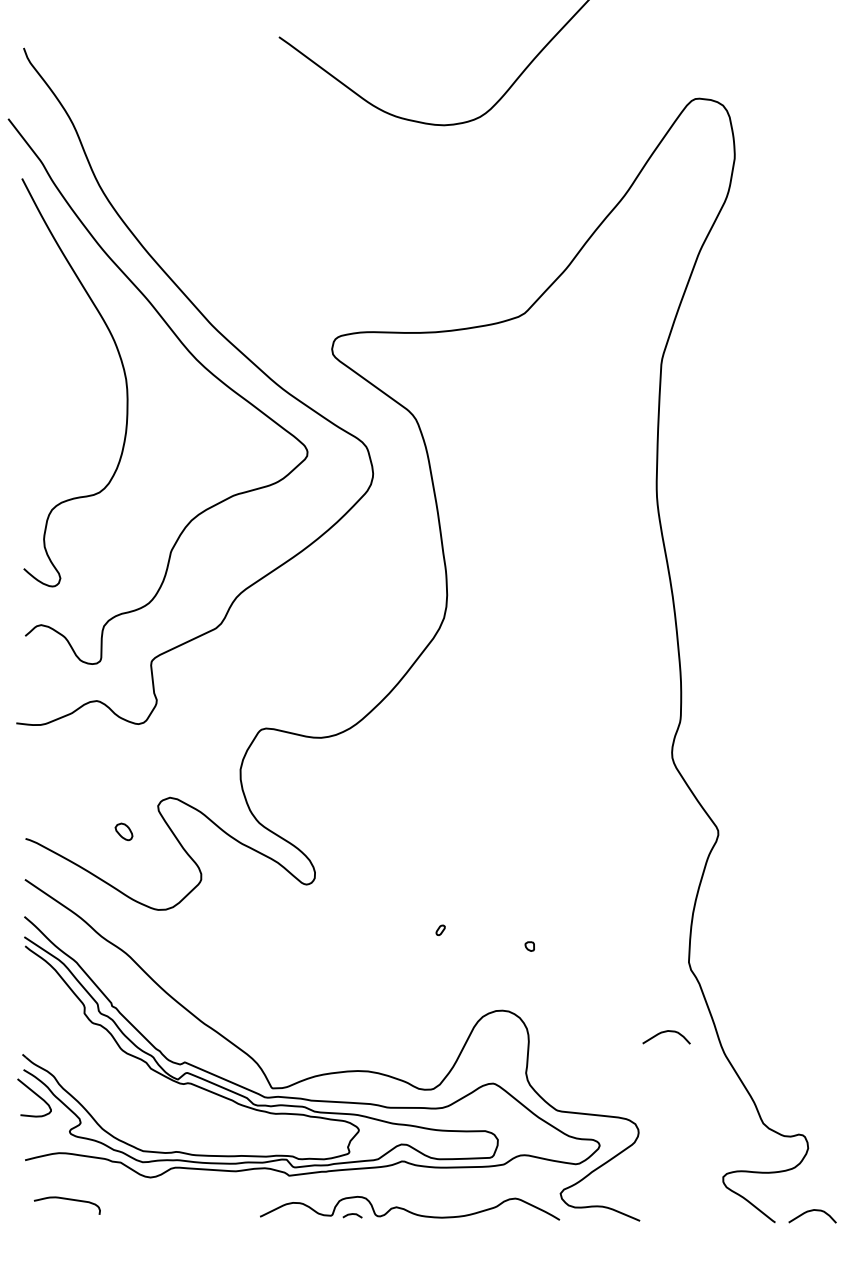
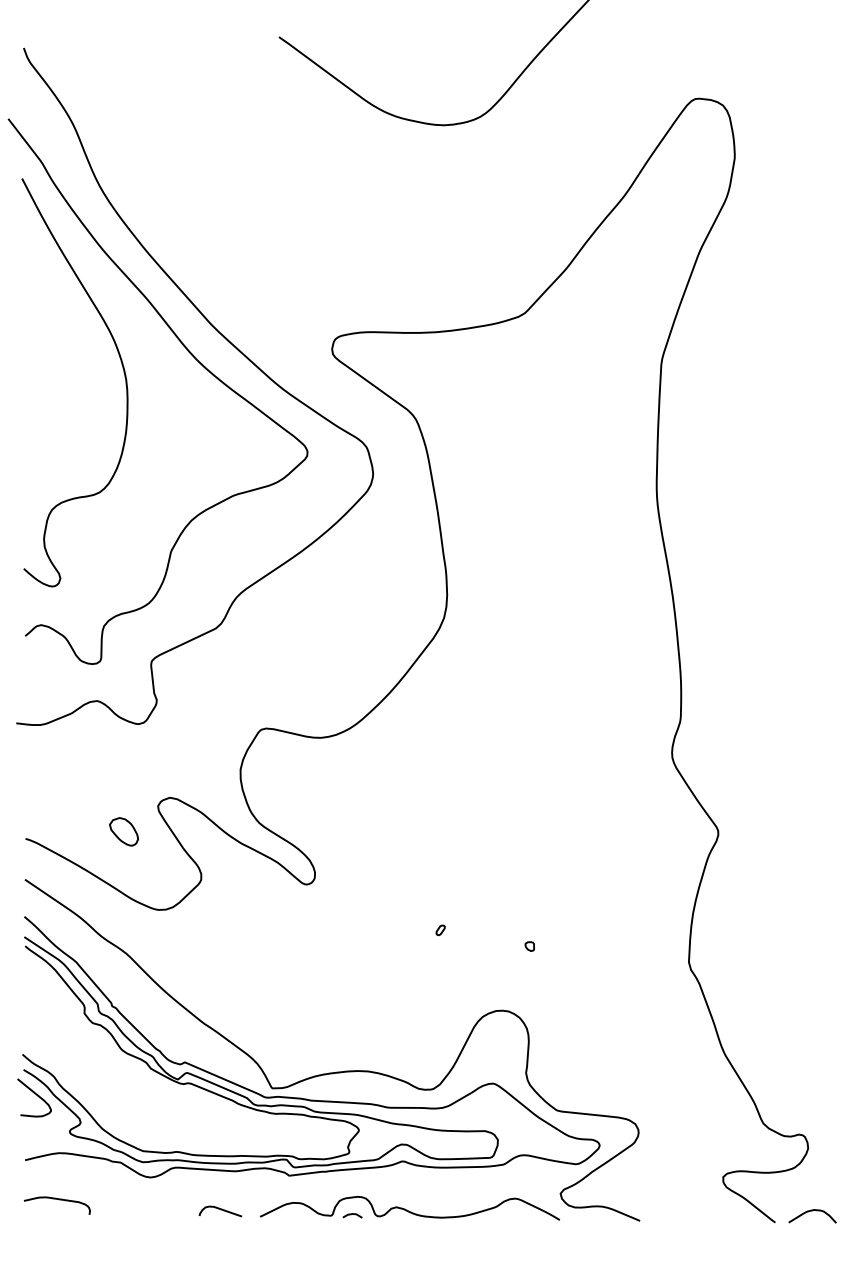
part size: 20x20 px -> 30x30 px (123, 831)
curve: present -> none (666, 1032)
curve position: (68, 1200) -> (58, 1200) (58, 1200)
curve: none -> present (220, 1210)
